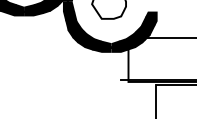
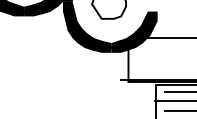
line: none -> present (178, 91)
line: none -> present (174, 101)
line: none -> present (178, 111)
